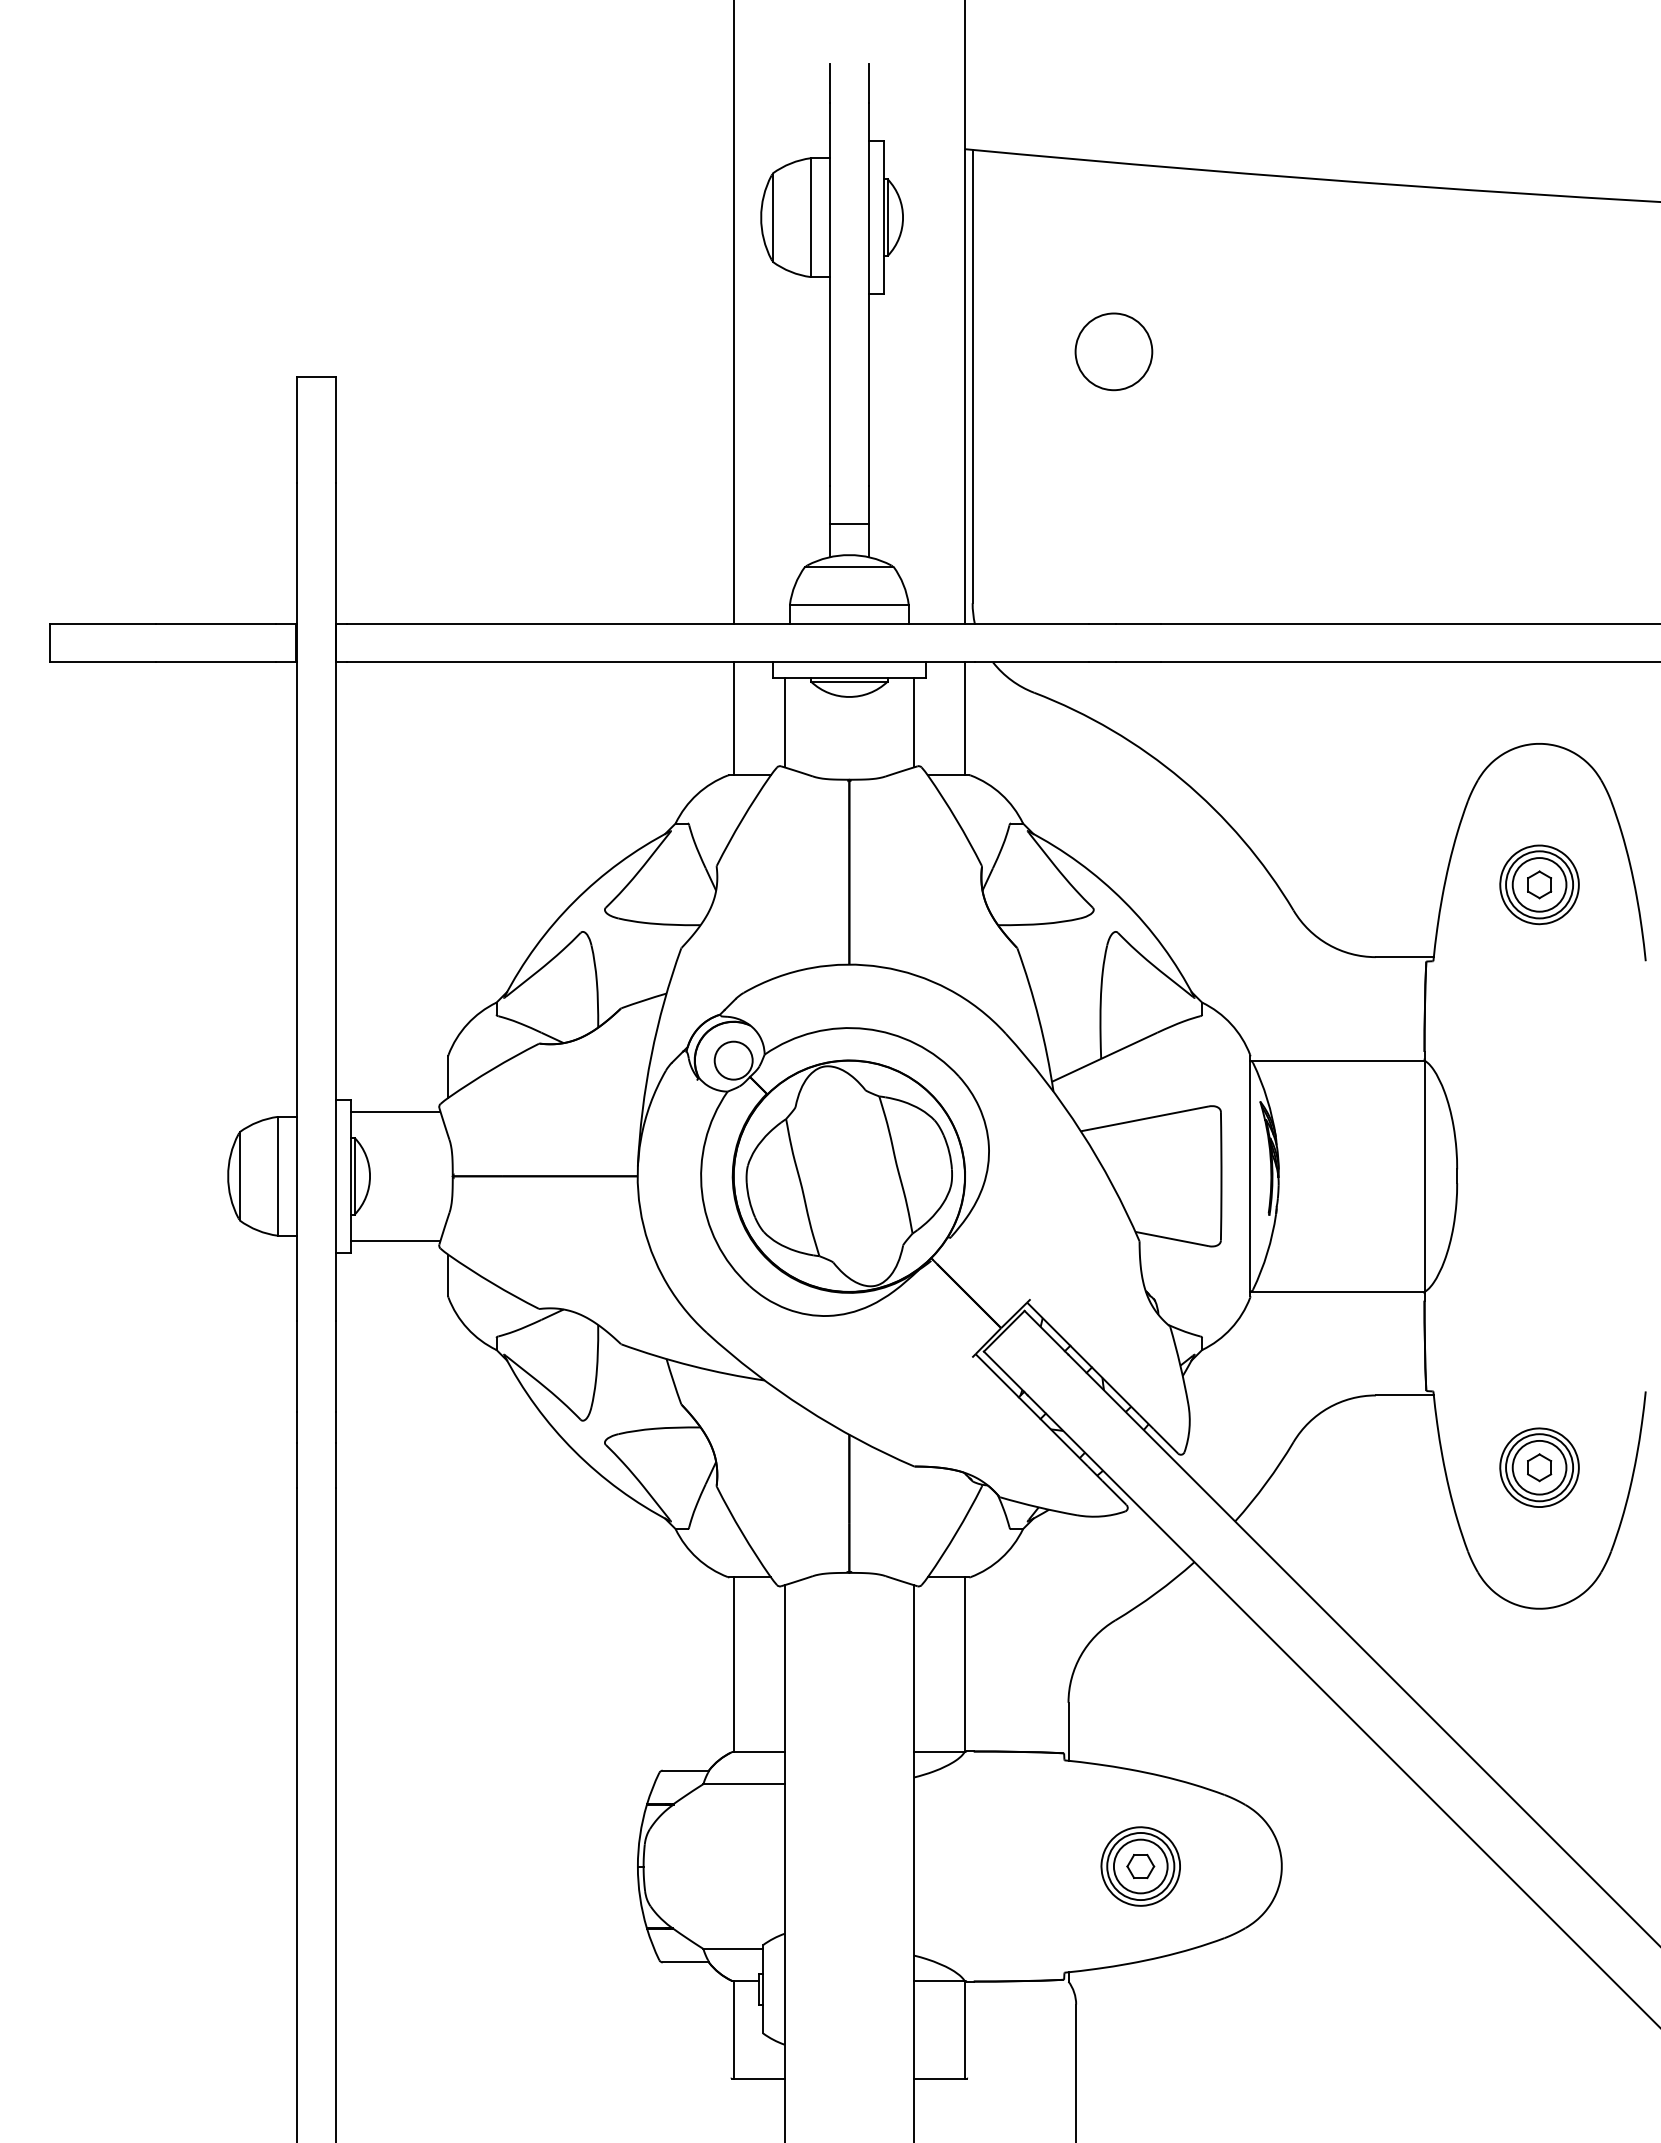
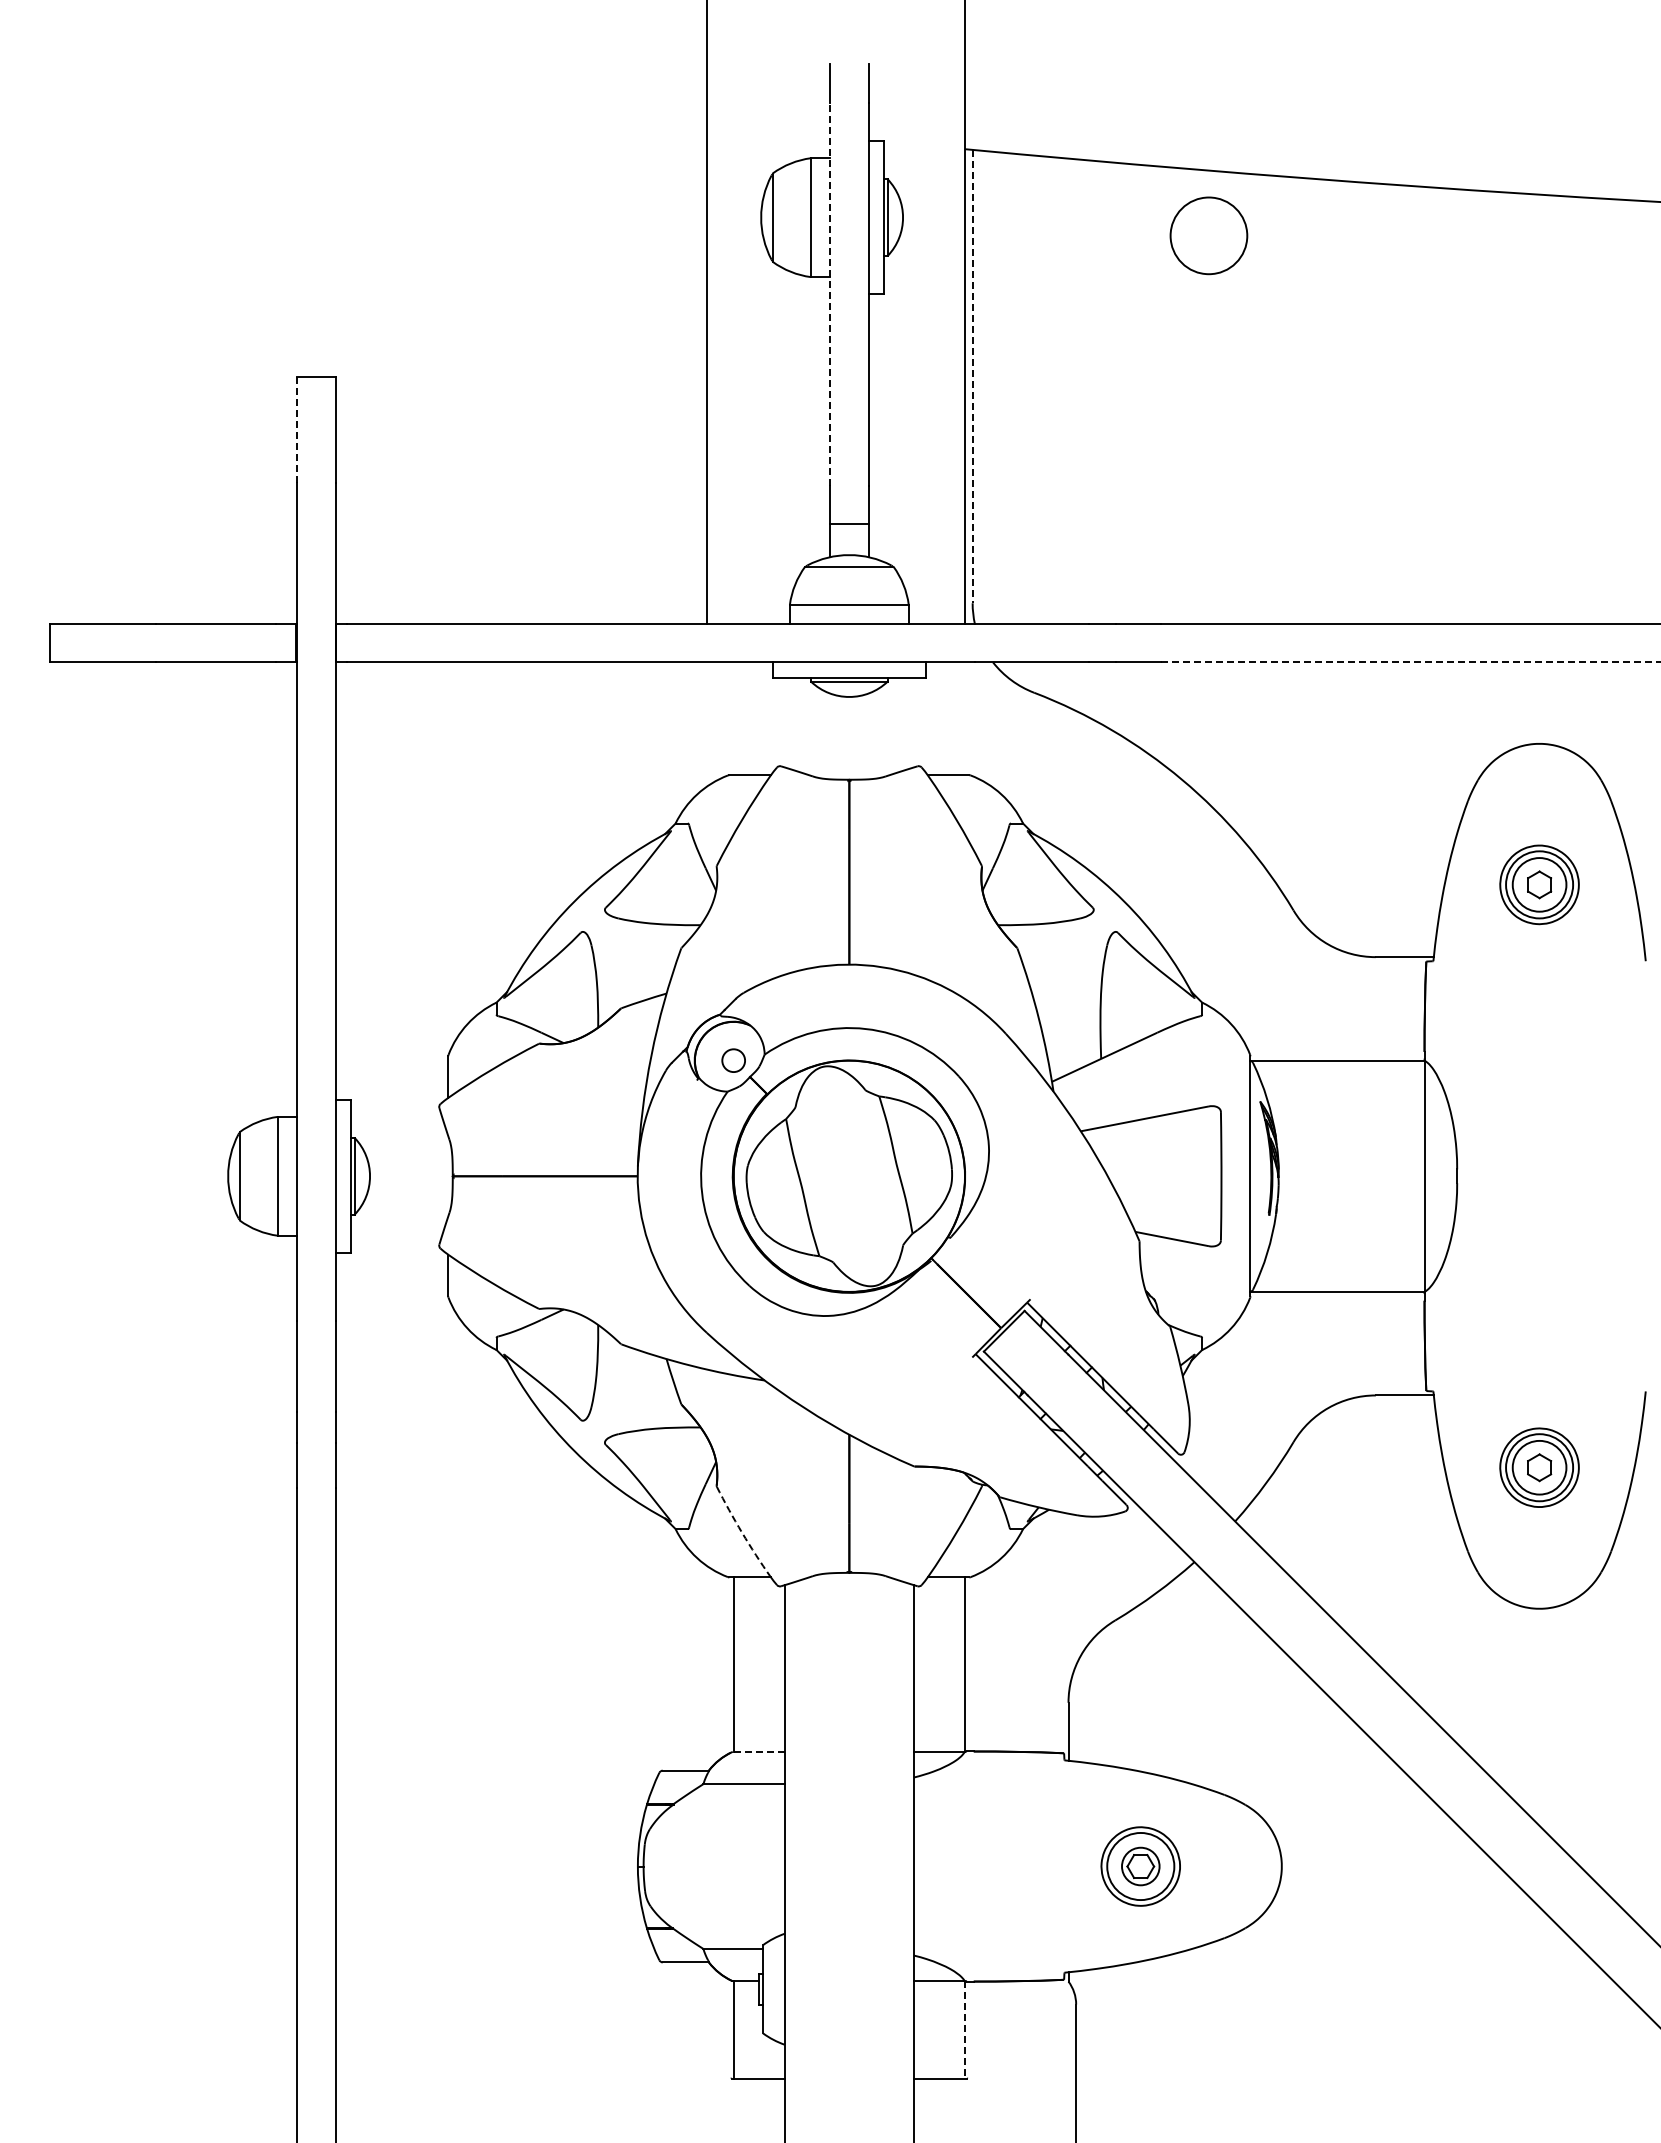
line: solid -> dashed (830, 294)
line position: (733, 313) -> (706, 313) (706, 313)
circle position: (1113, 351) -> (1208, 235) (1208, 235)
line: solid -> dashed (972, 376)
line: solid -> dashed (297, 429)
line: solid -> dashed (1410, 662)
line: present -> none (733, 718)
line: present -> none (964, 718)
line: present -> none (784, 722)
line: present -> none (913, 722)
circle diameter: 38 px -> 23 px (733, 1060)
line: present -> none (395, 1111)
line: present -> none (395, 1240)
arc: solid -> dashed (742, 1532)
line: solid -> dashed (758, 1751)
circle diameter: 54 px -> 38 px (1140, 1866)
line: solid -> dashed (964, 2029)
